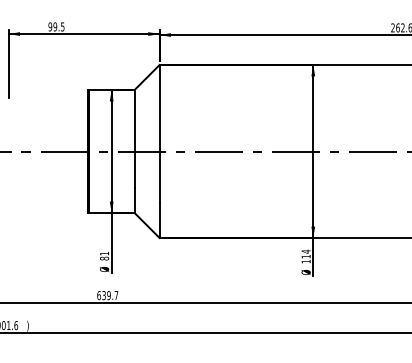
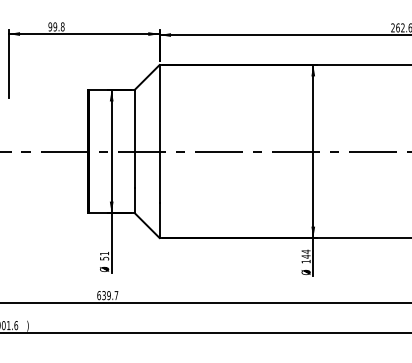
text: 99.5 -> 99.8 (62, 26)
text: 114 -> 144 (305, 256)
text: 81 -> 51 (104, 258)
